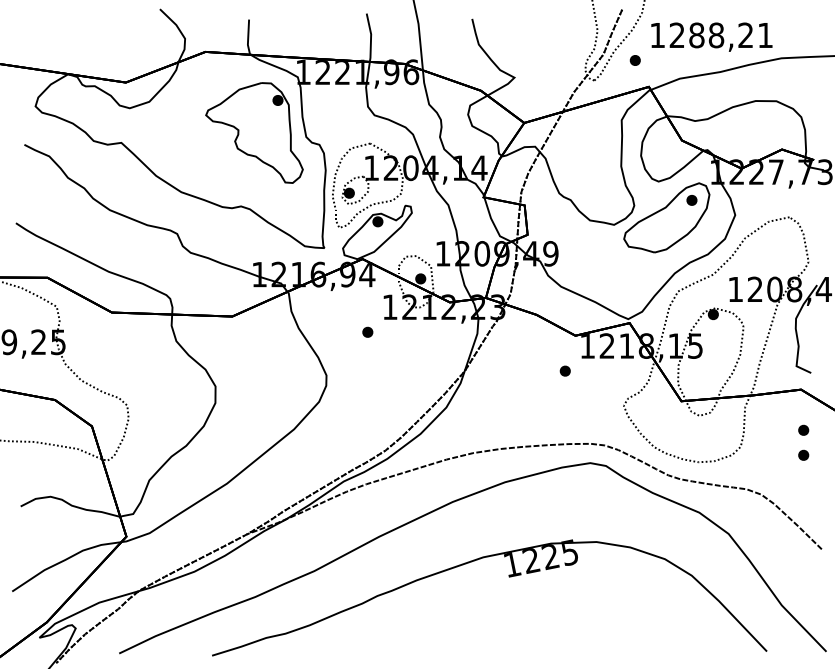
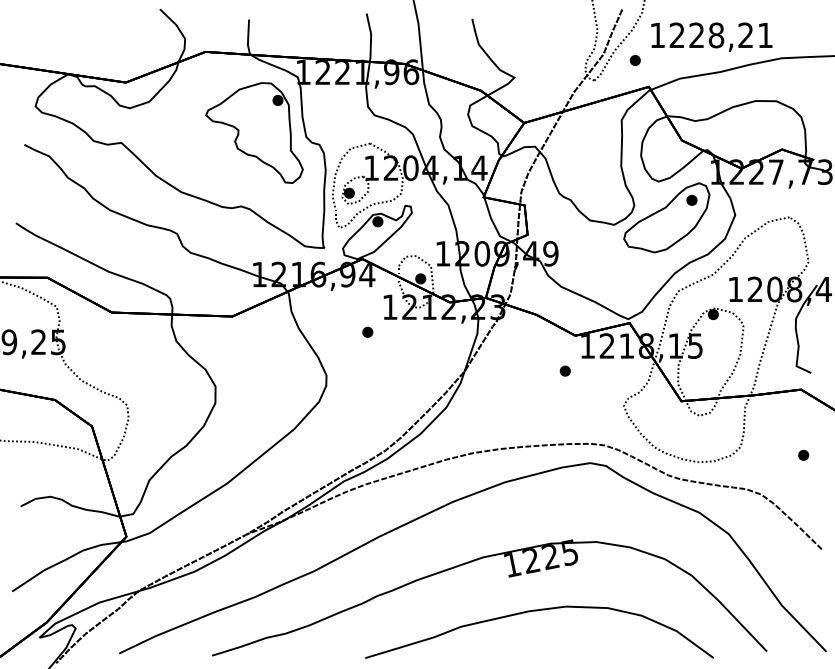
text: 1288,21 -> 1228,21 (696, 35)
part: present -> none (803, 429)
curve: none -> present (537, 611)
